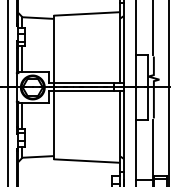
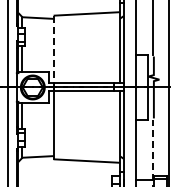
line: solid -> dashed (53, 49)
line: solid -> dashed (153, 152)
